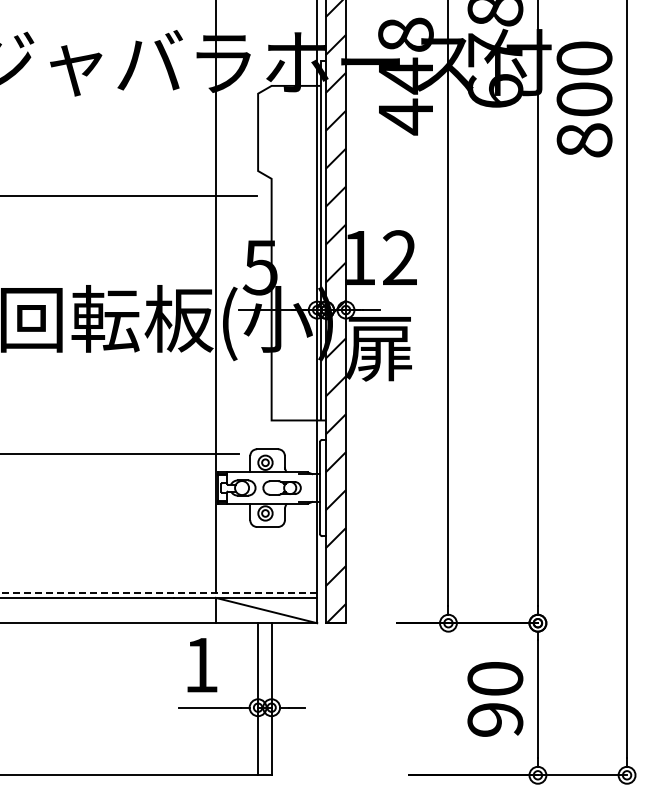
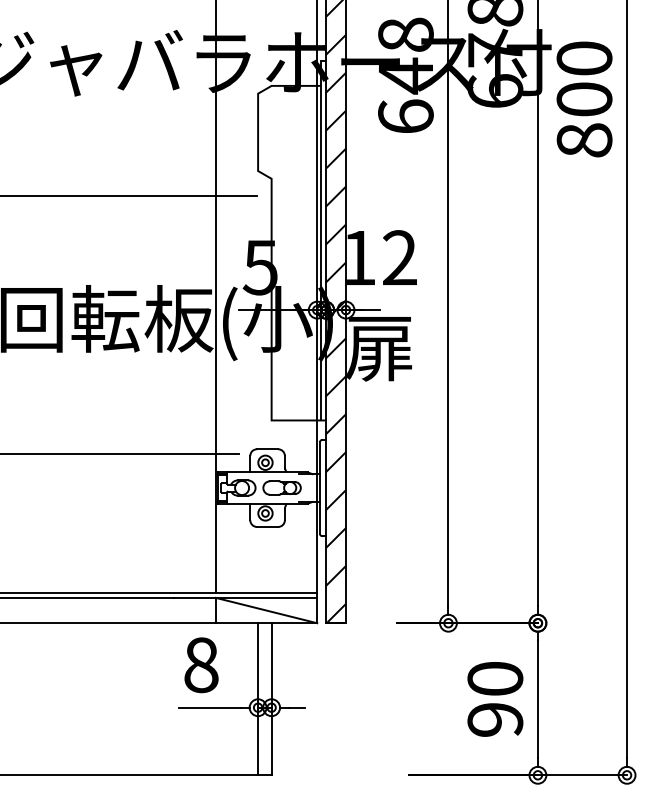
text: 448 -> 648 (405, 116)
line: dashed -> solid (158, 592)
text: 1 -> 8 (201, 665)
